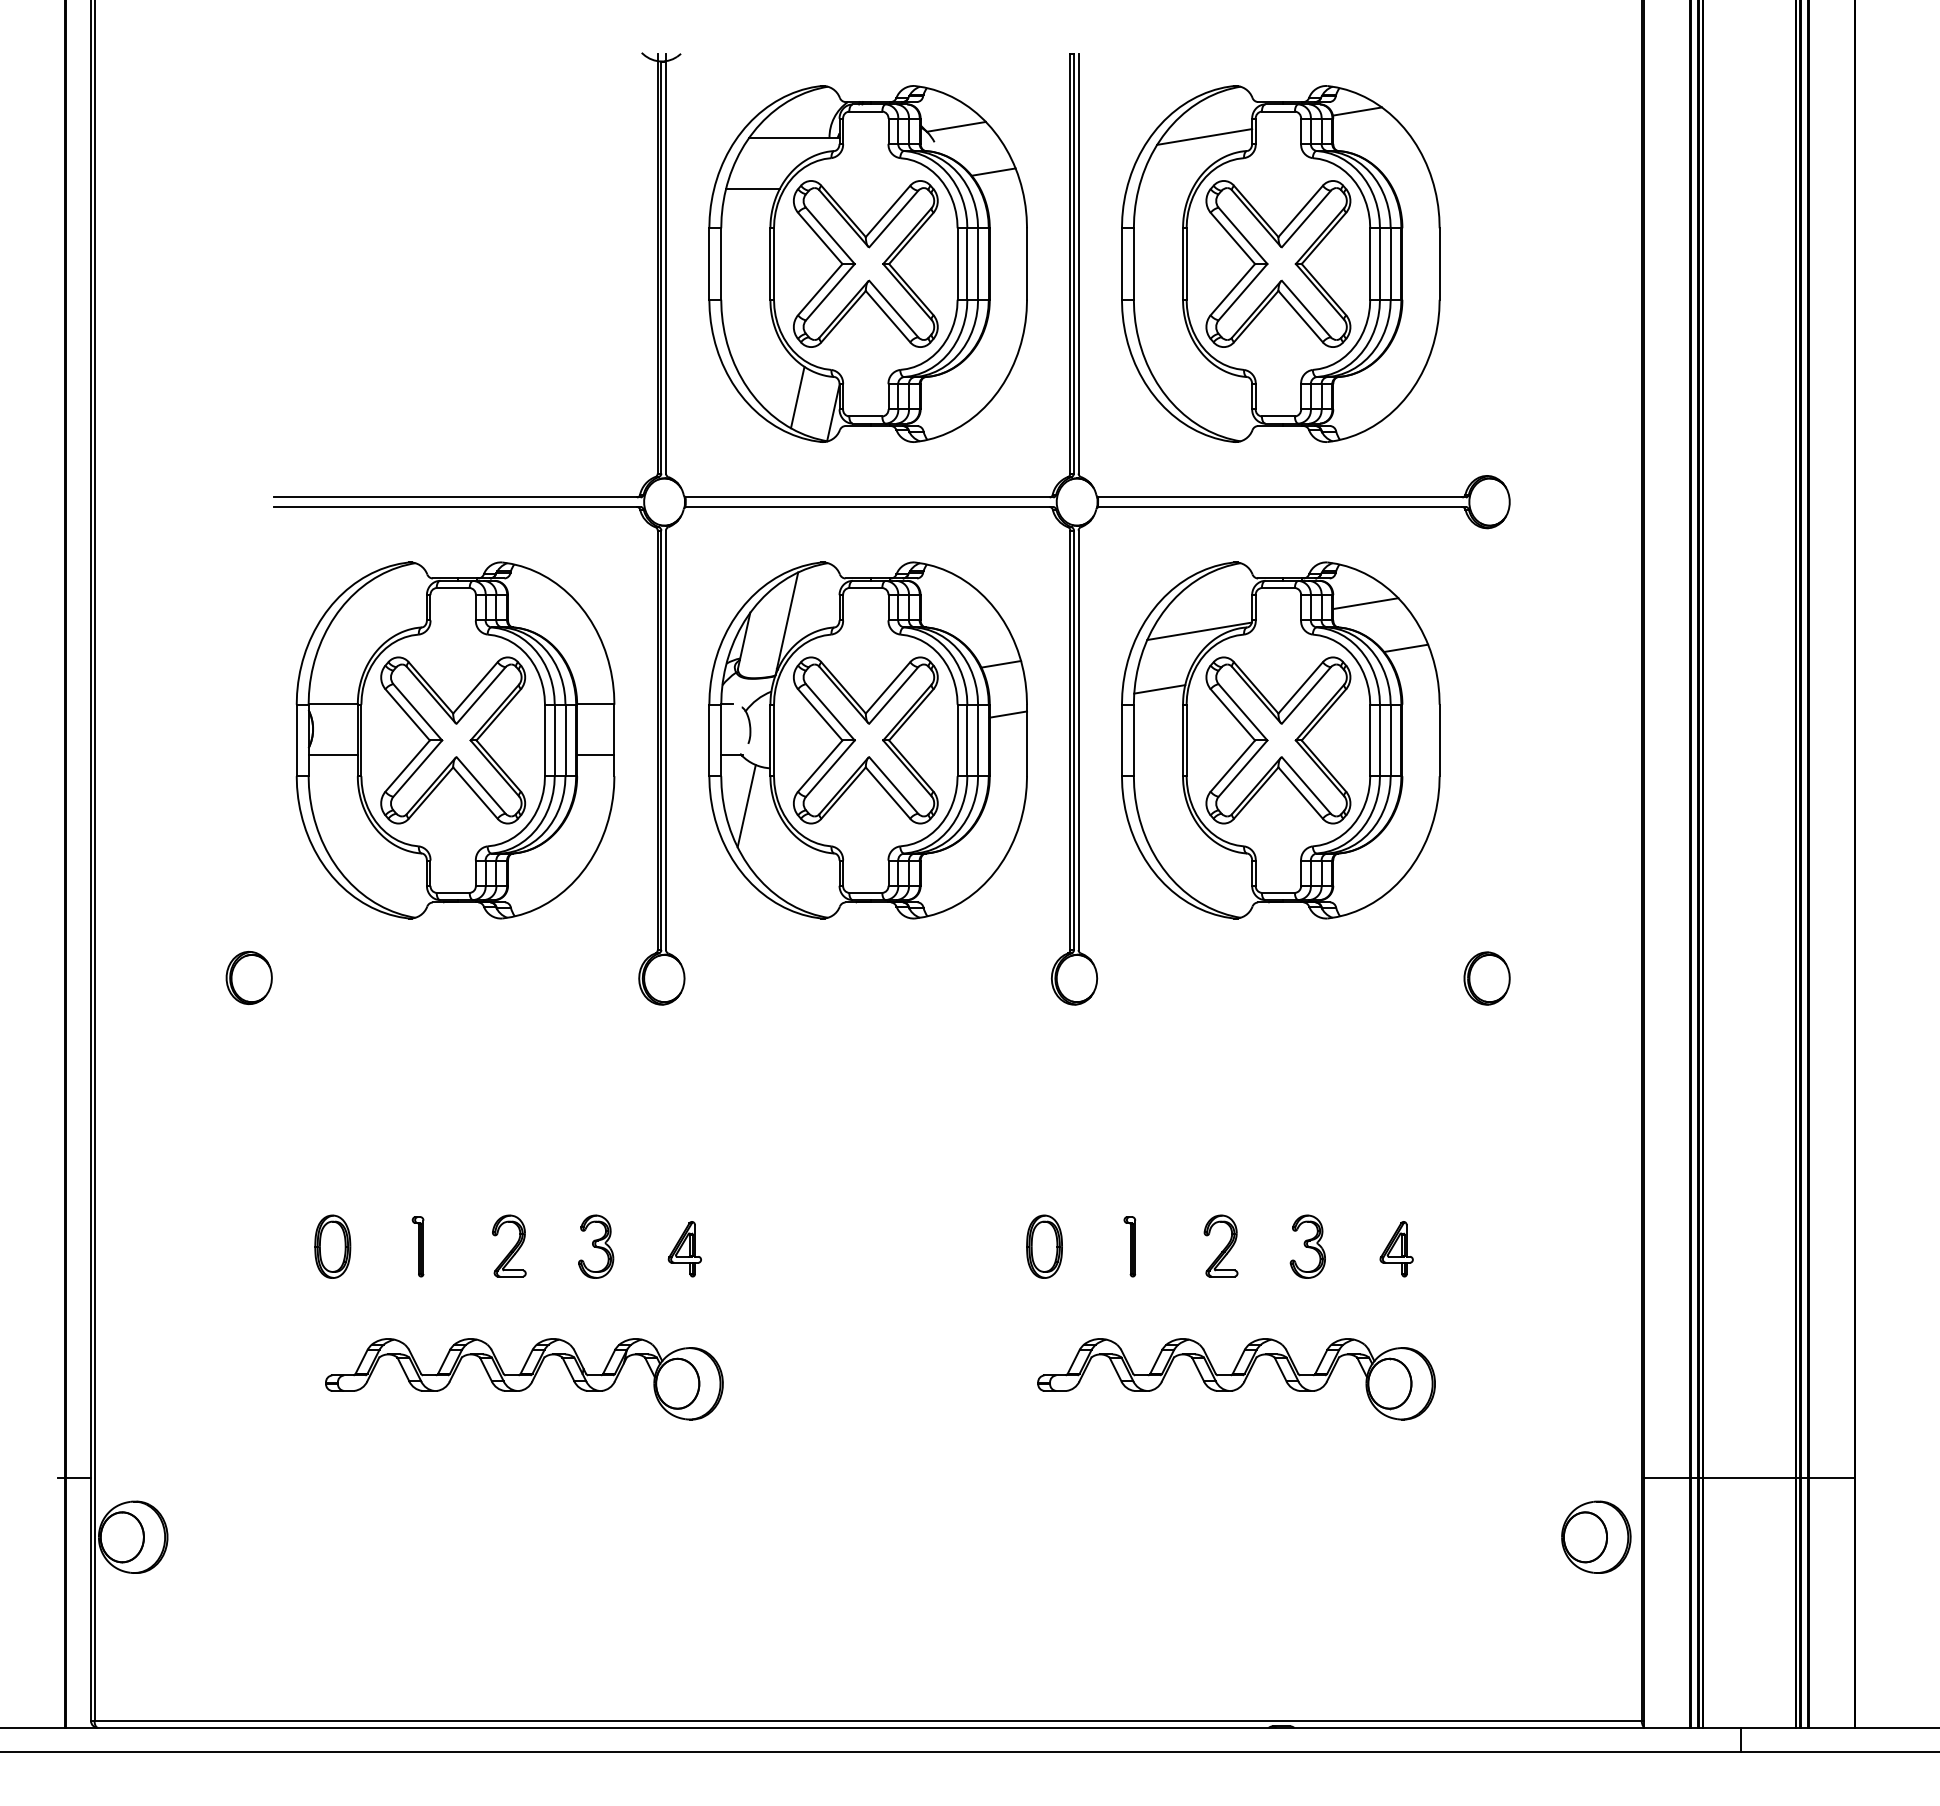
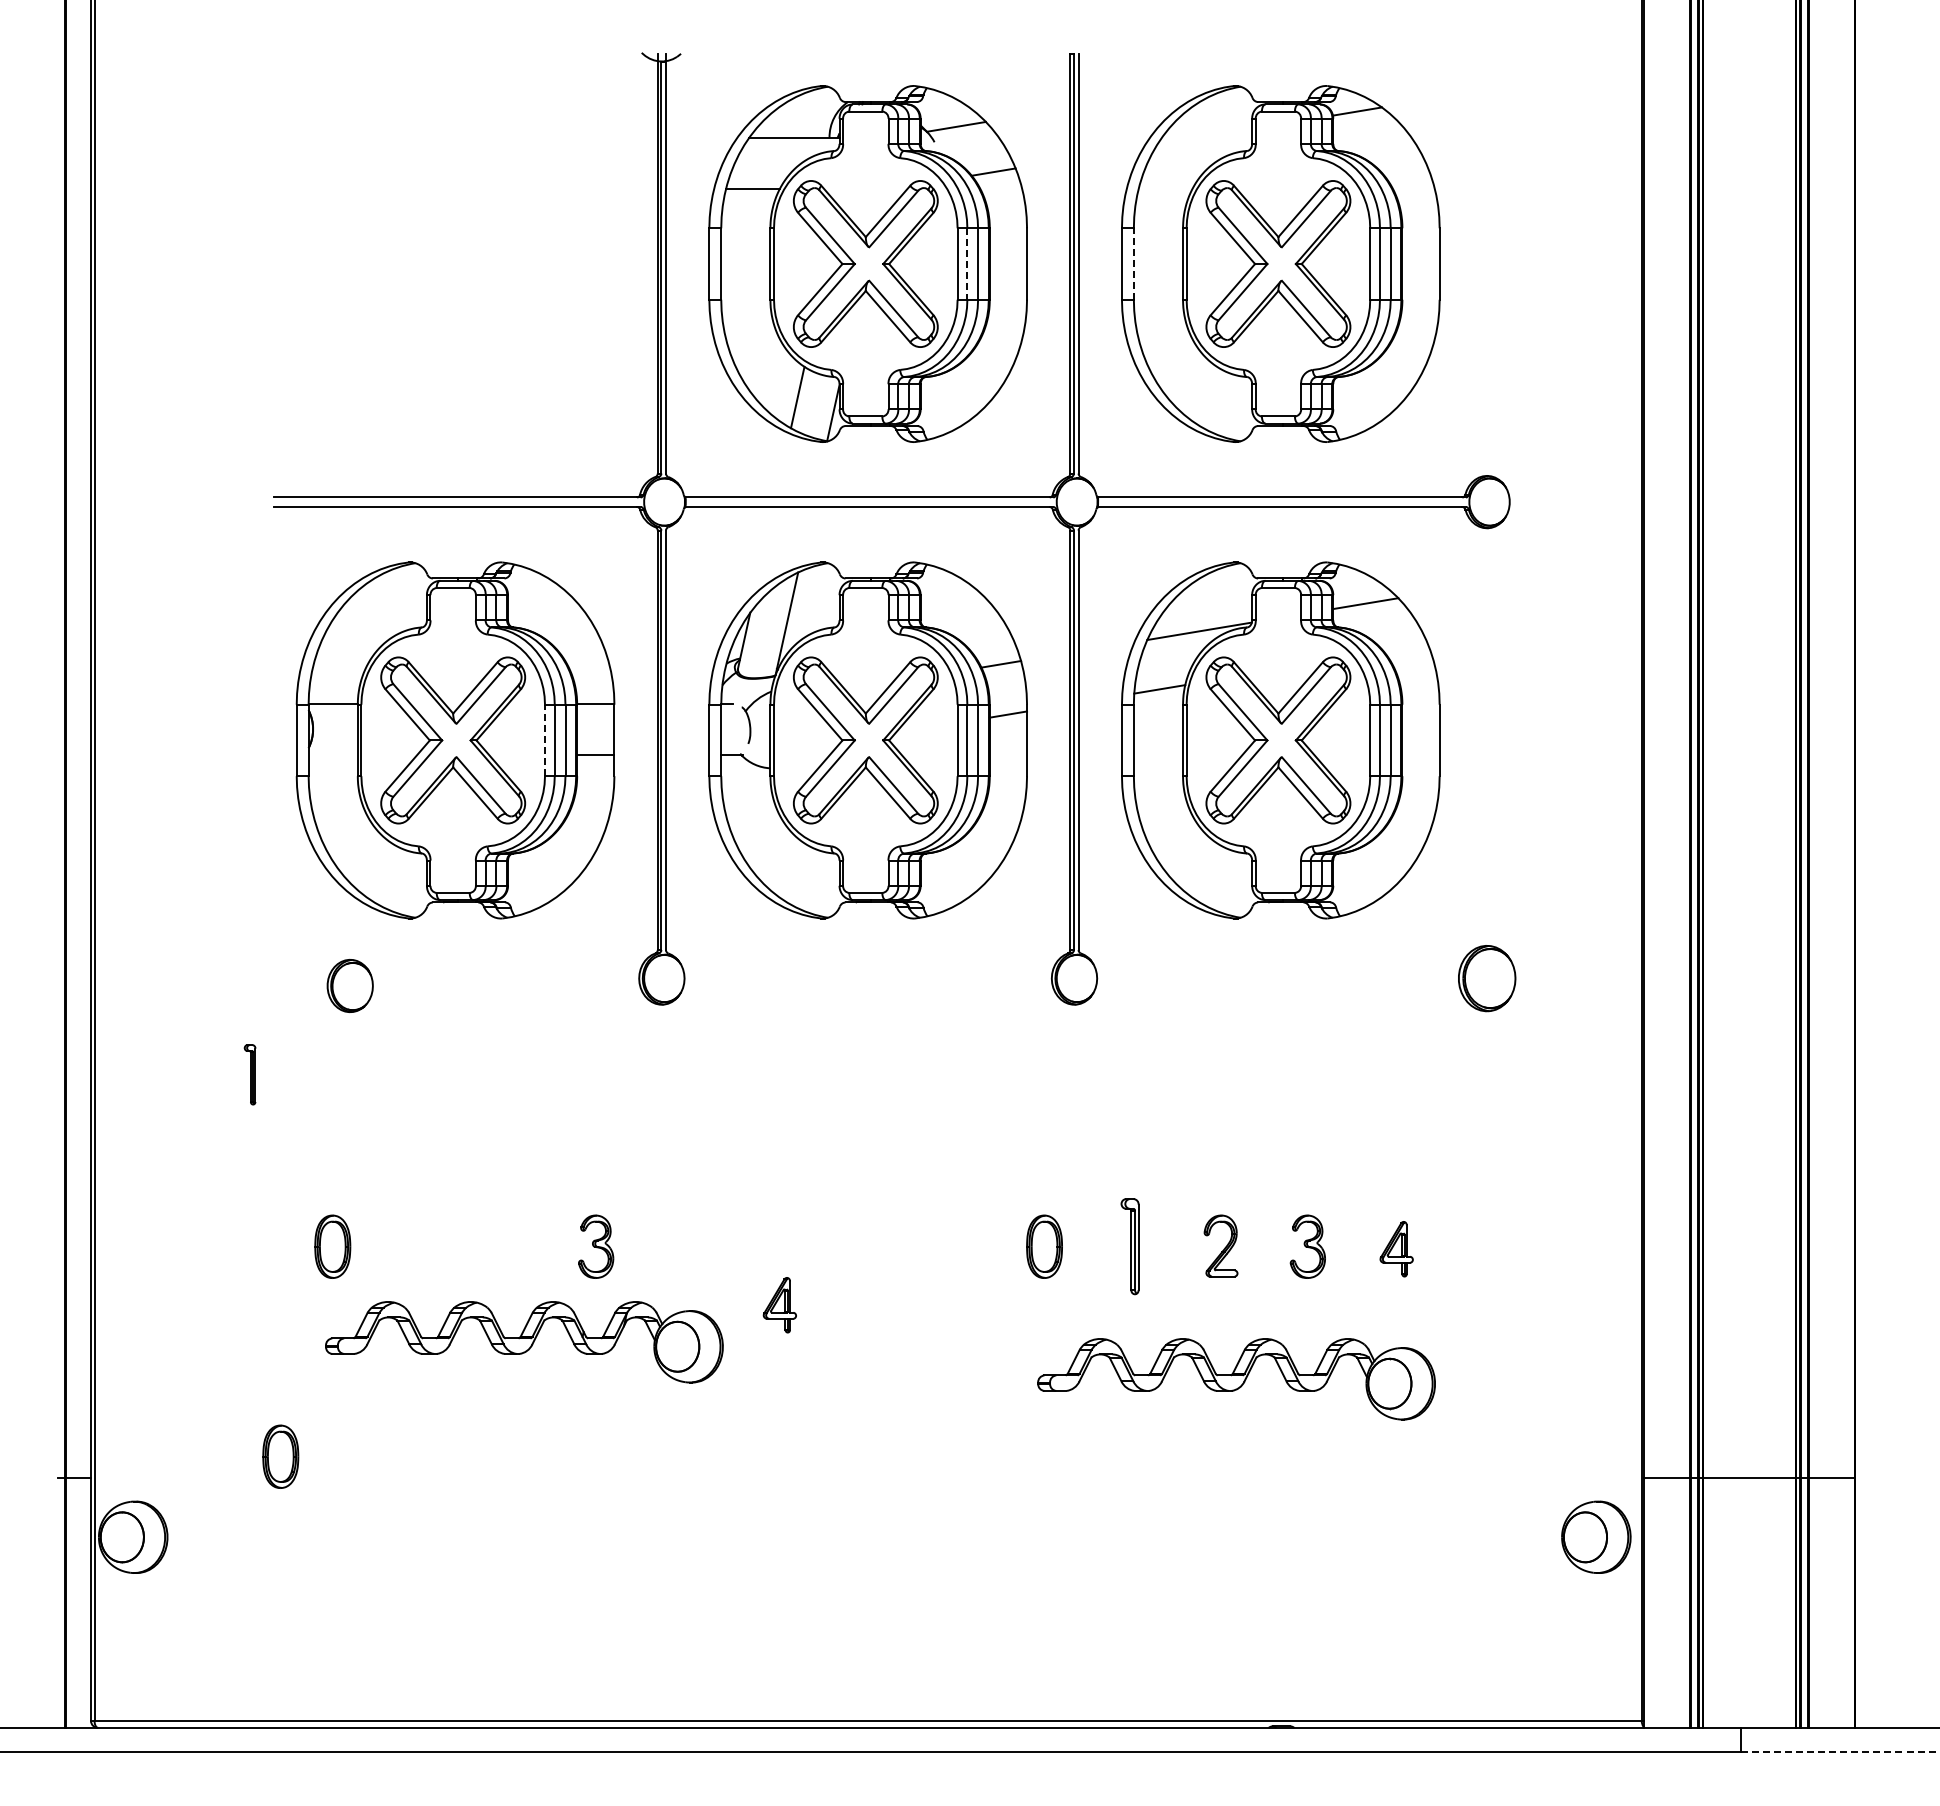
line: present -> none (1204, 136)
line: solid -> dashed (967, 264)
line: solid -> dashed (1133, 264)
line: present -> none (1406, 648)
line: solid -> dashed (545, 740)
line: present -> none (332, 754)
line: present -> none (746, 806)
part position: (248, 977) -> (349, 985) (349, 985)
part size: 48x55 px -> 59x68 px (1487, 978)
part: present -> none (509, 1245)
part position: (417, 1246) -> (249, 1074) (249, 1074)
part size: 13x62 px -> 20x98 px (1129, 1246)
part position: (684, 1249) -> (779, 1305) (779, 1305)
part position: (524, 1379) -> (524, 1342) (524, 1342)
part: none -> present (280, 1456)
line: solid -> dashed (1840, 1751)
